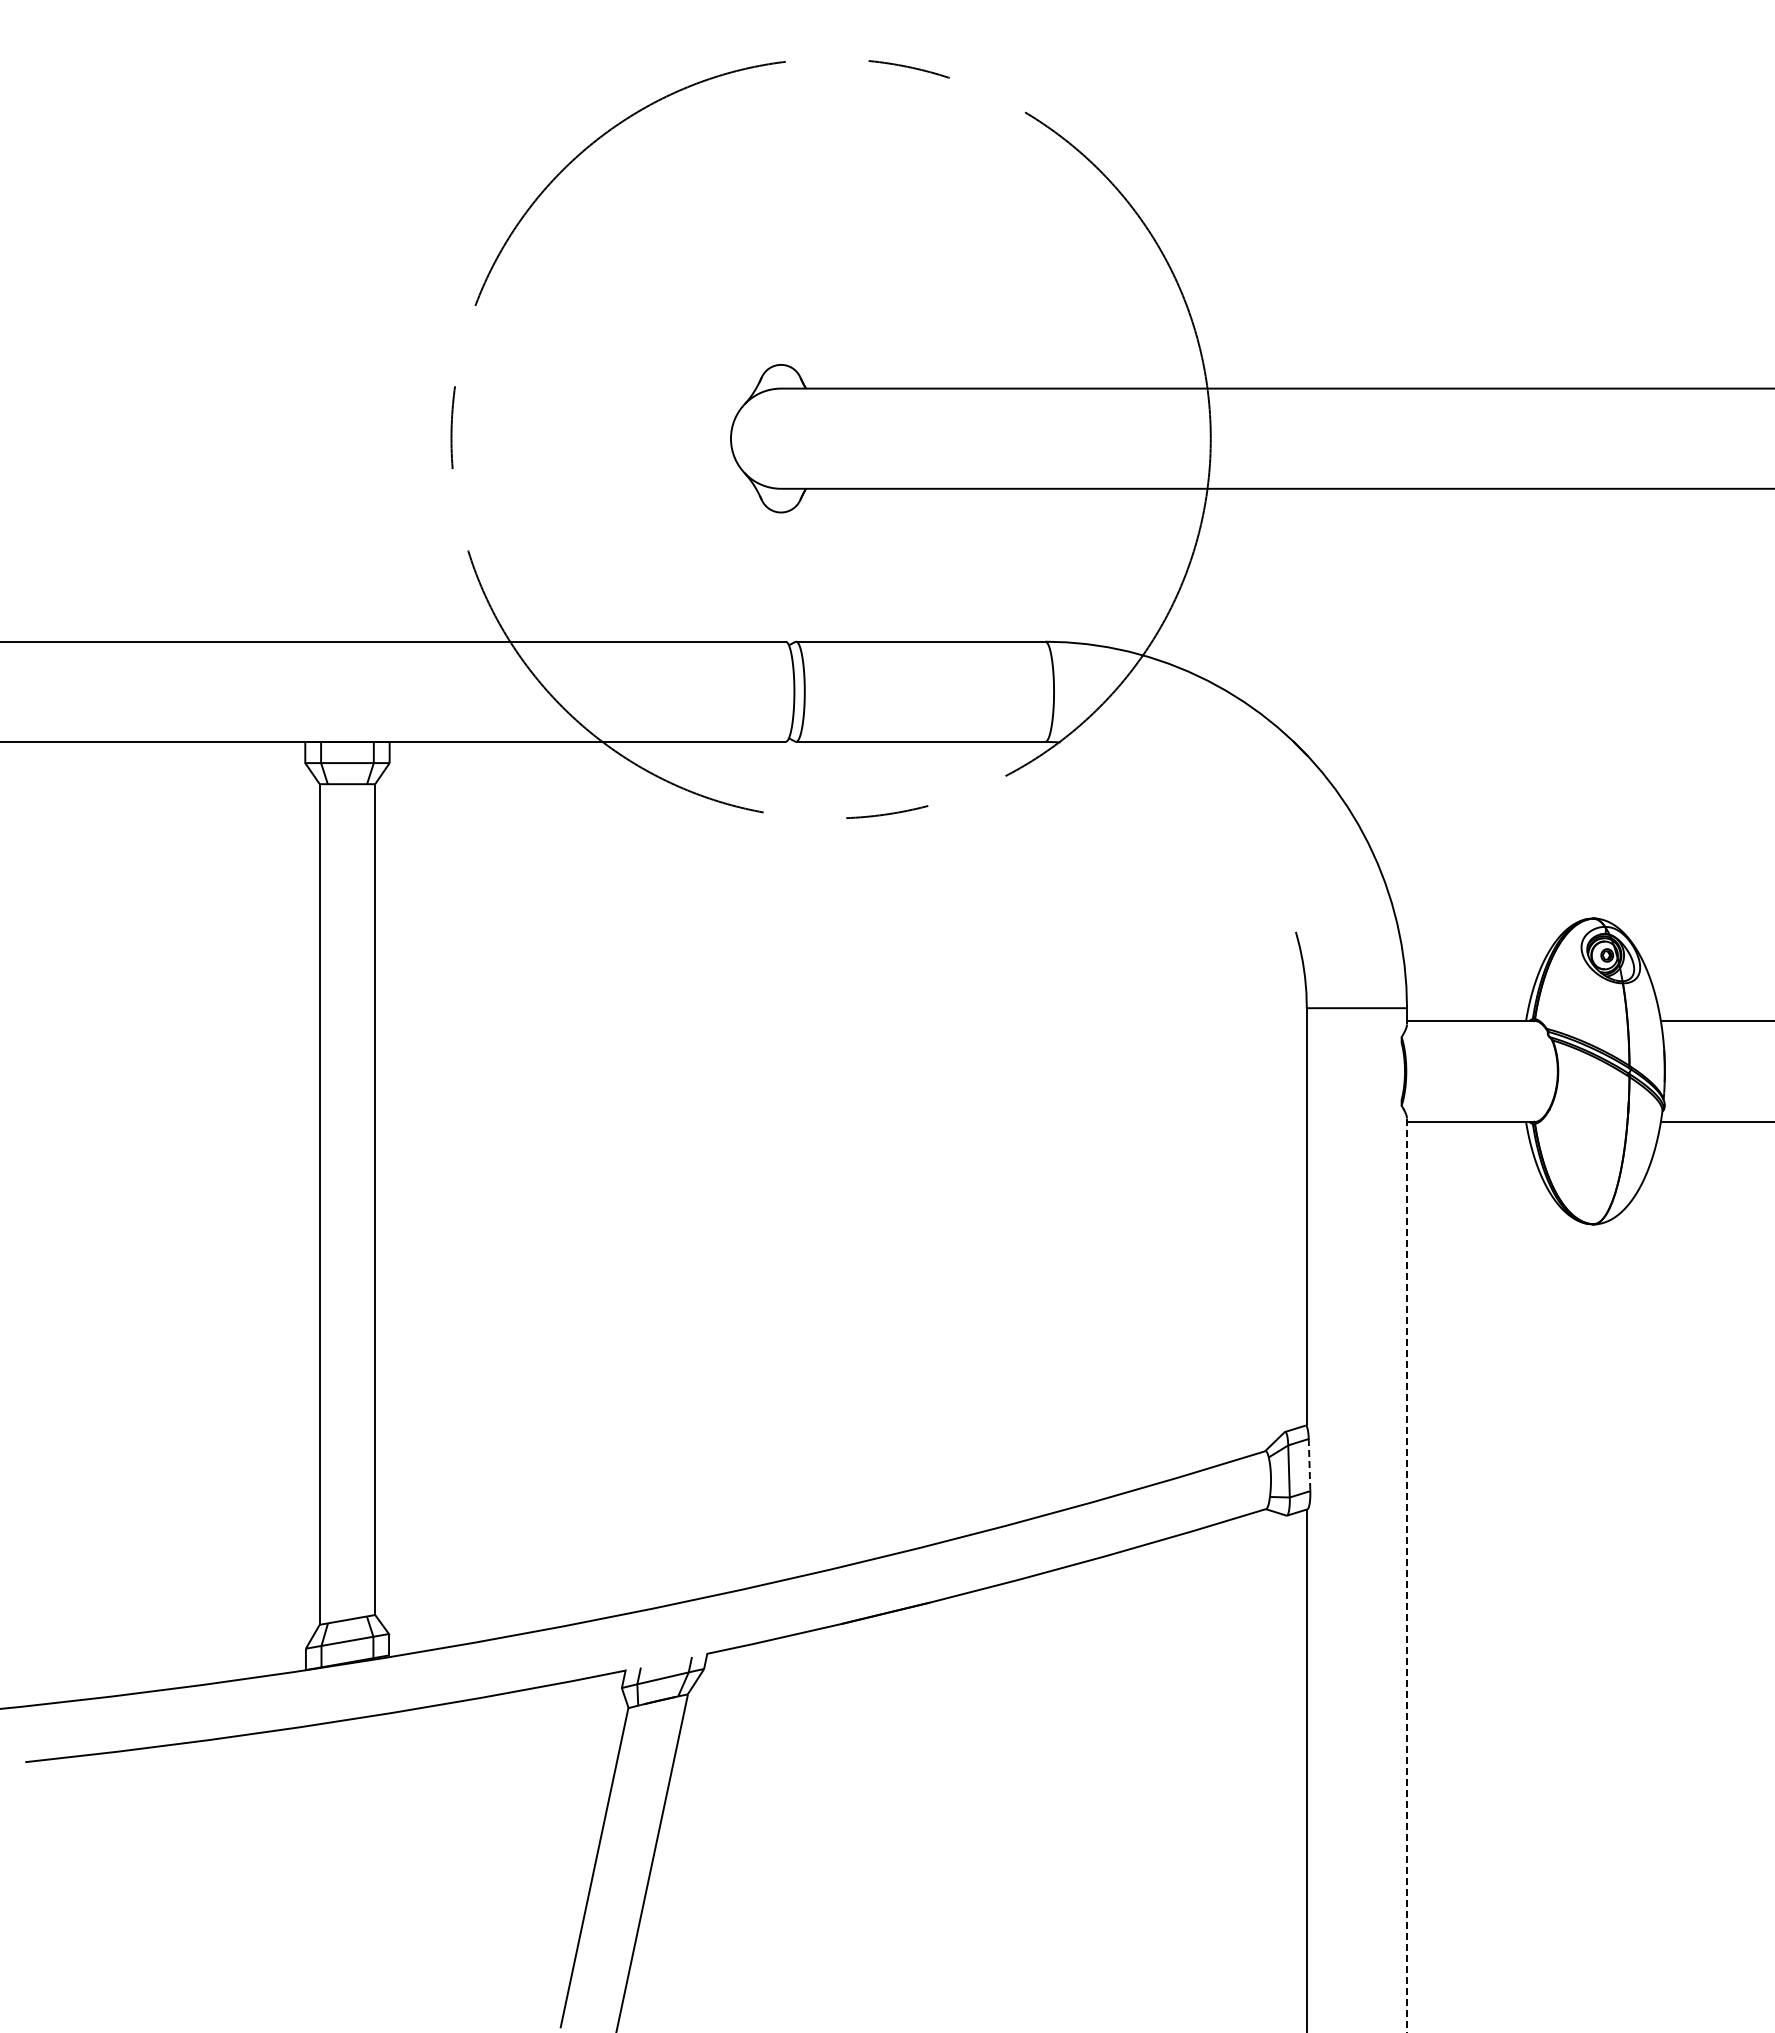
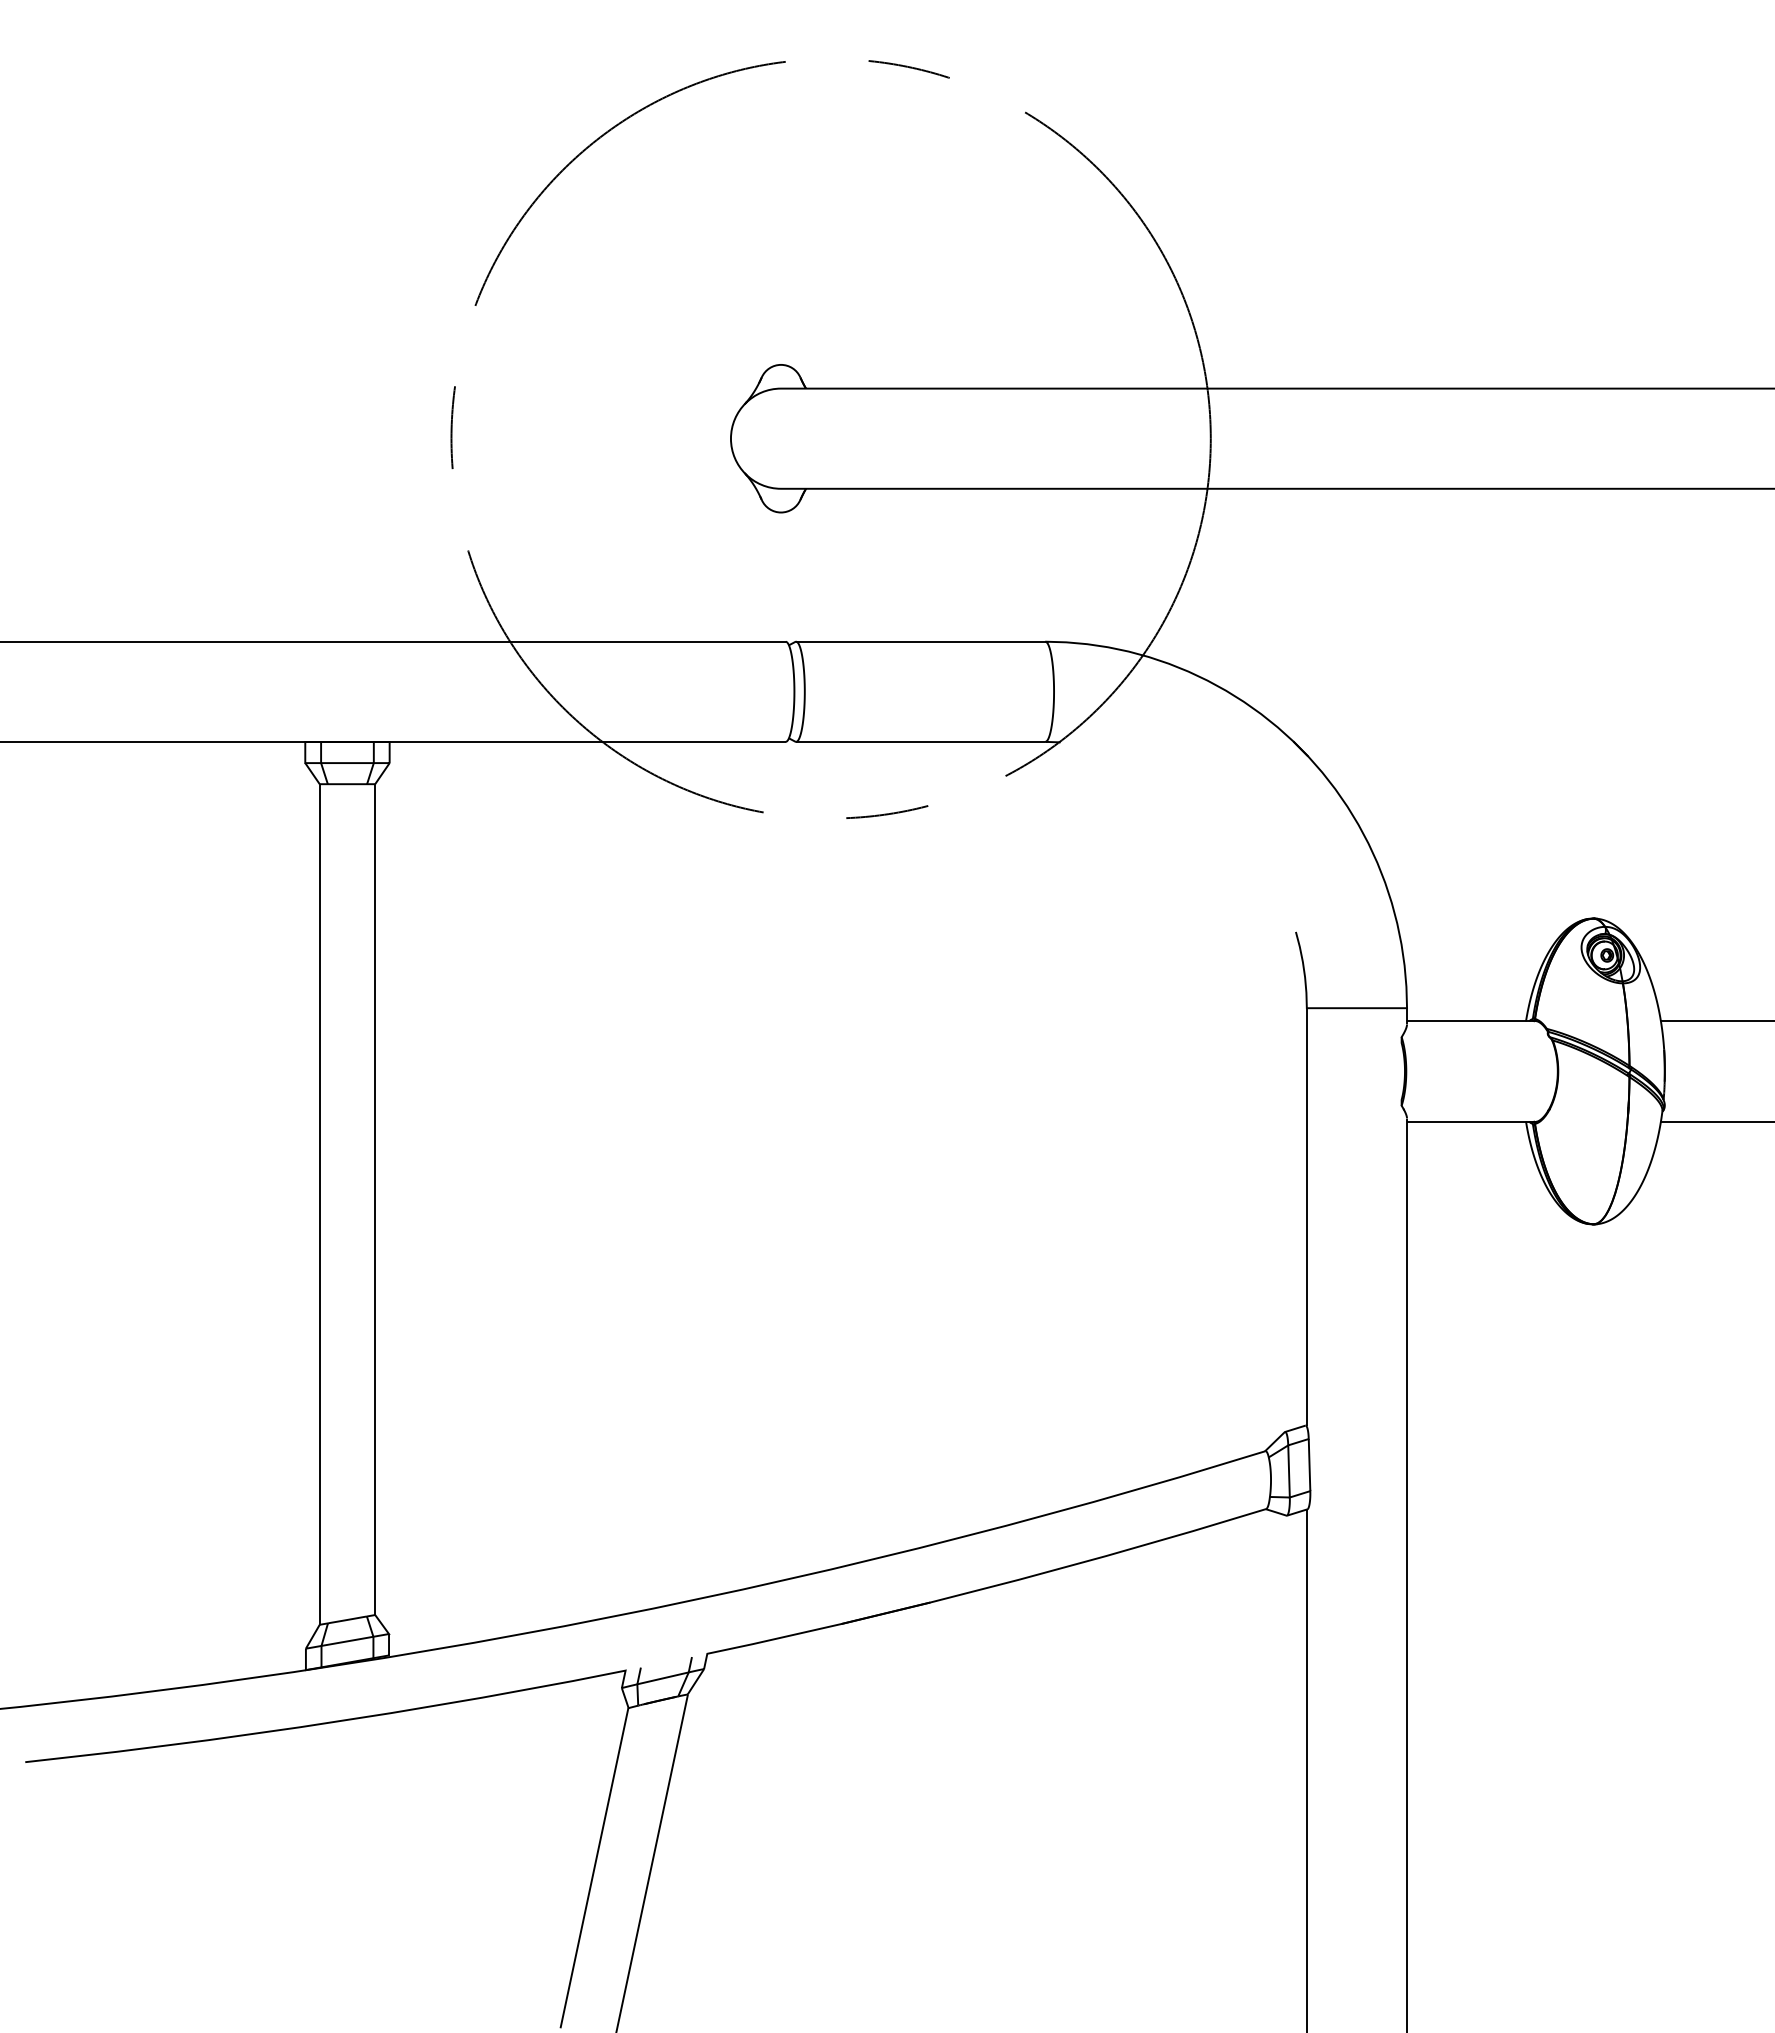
line: dashed -> solid (1309, 1465)
line: dashed -> solid (1407, 1575)
